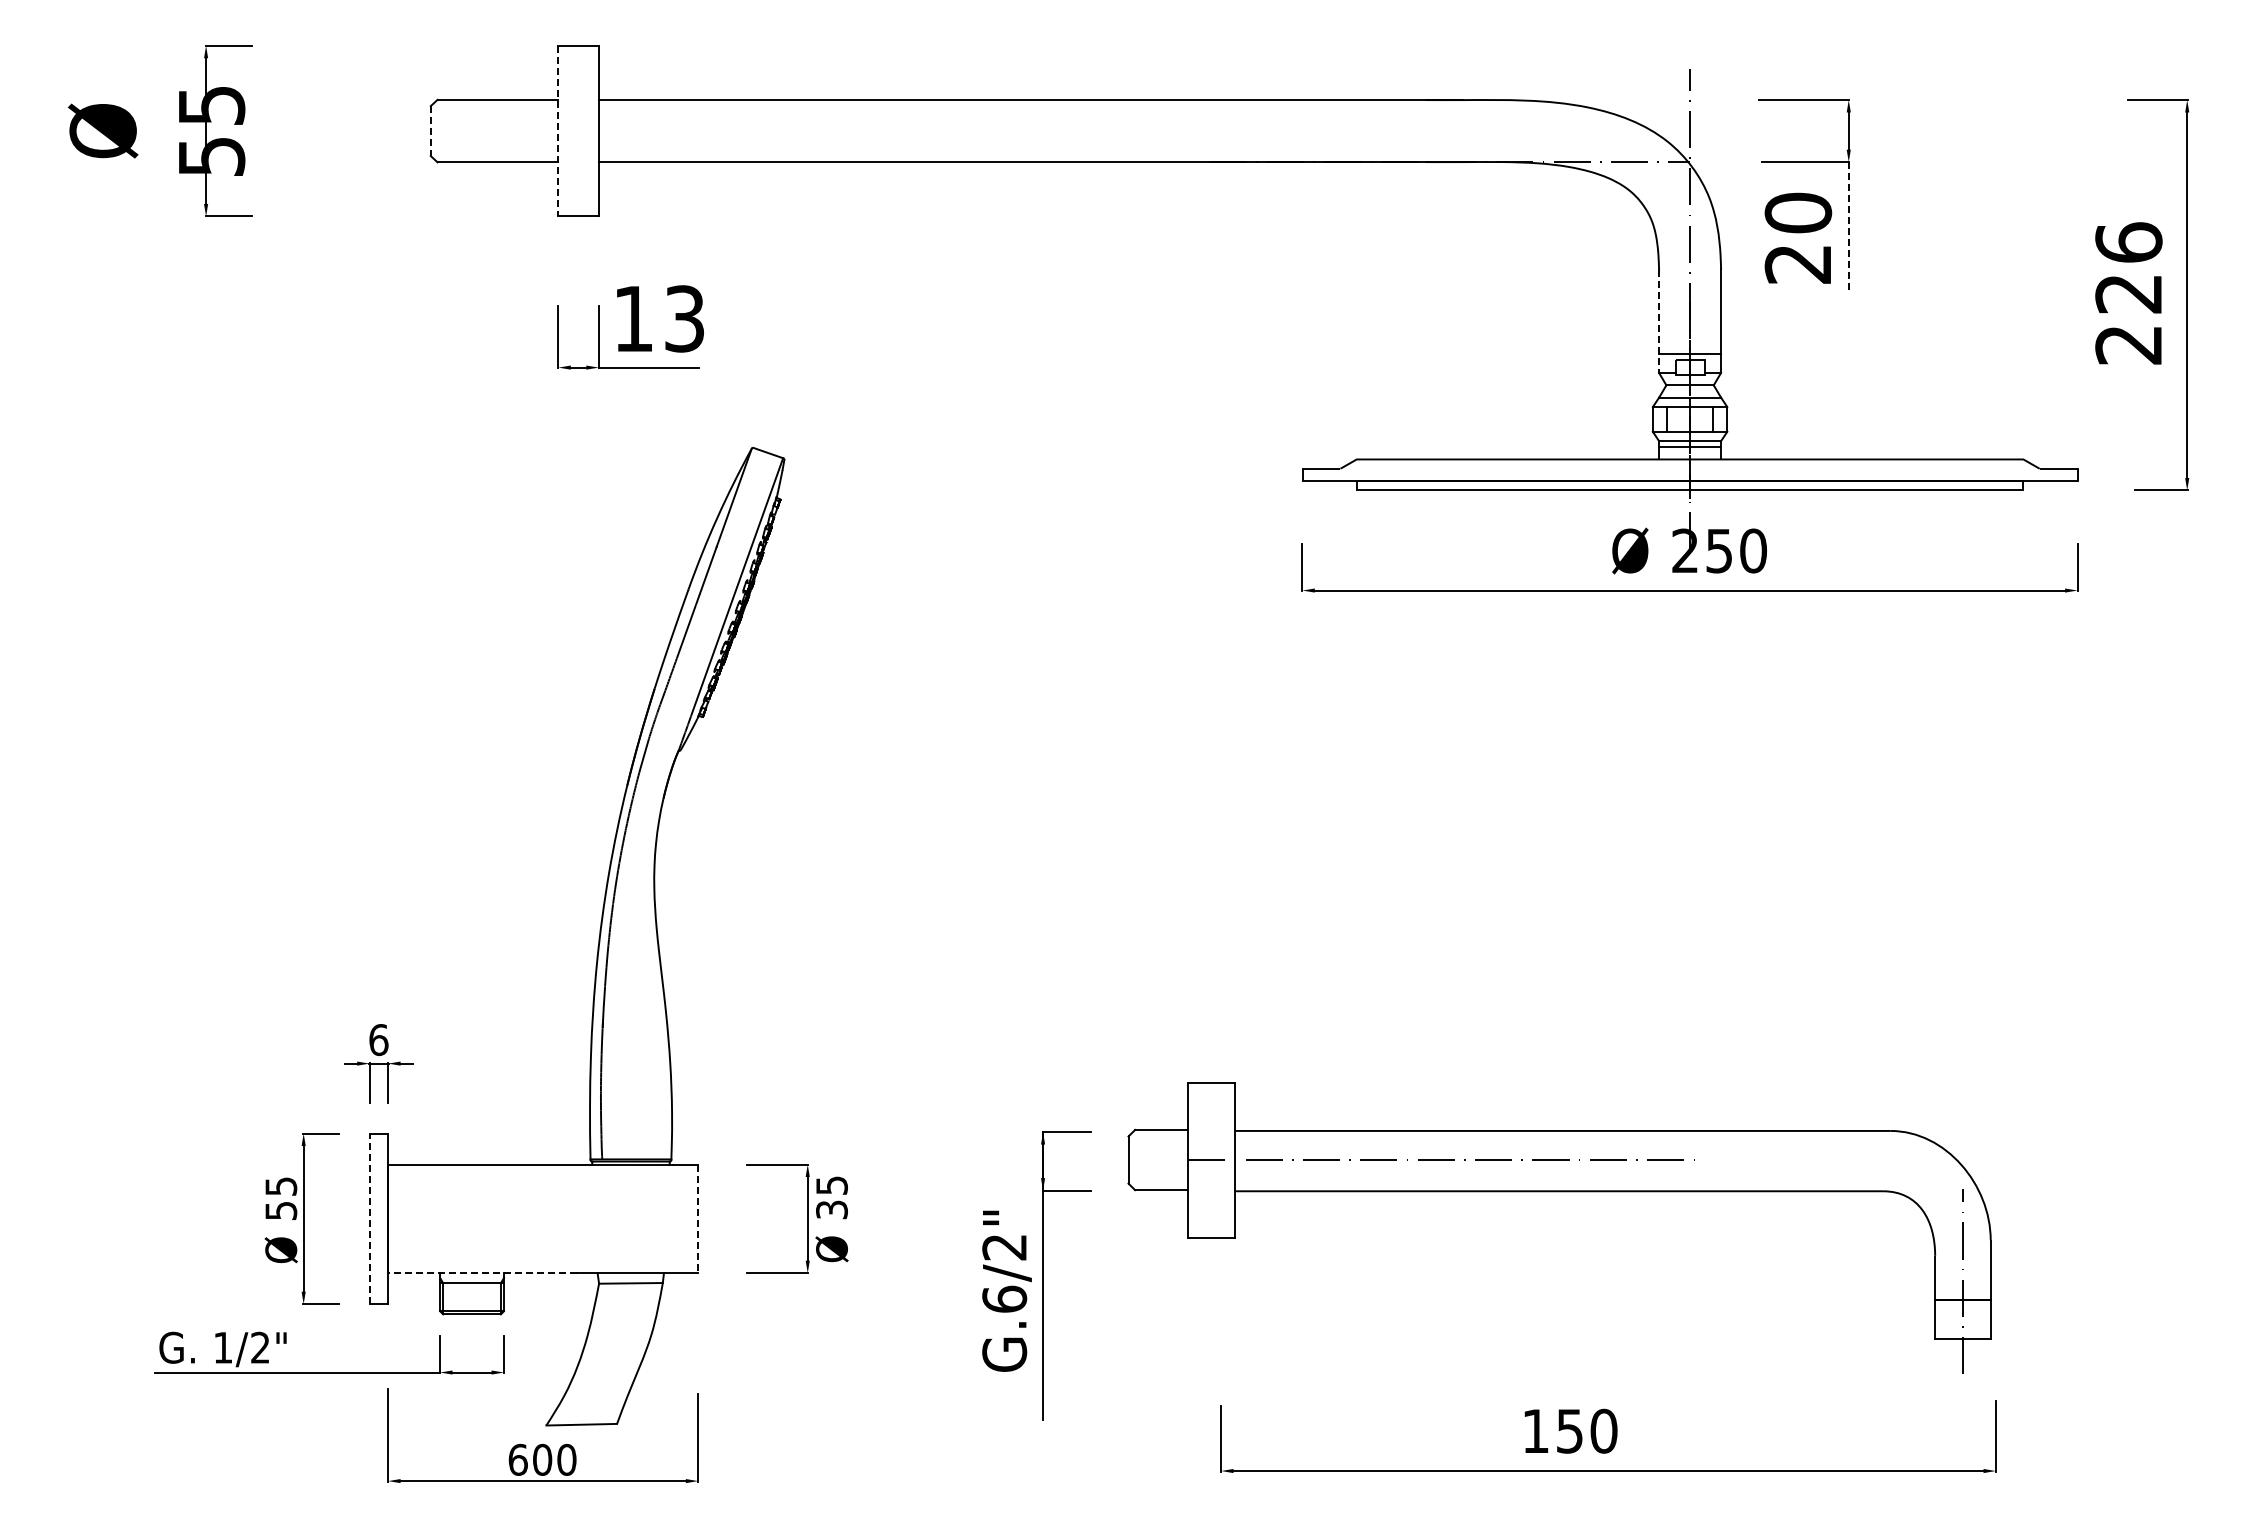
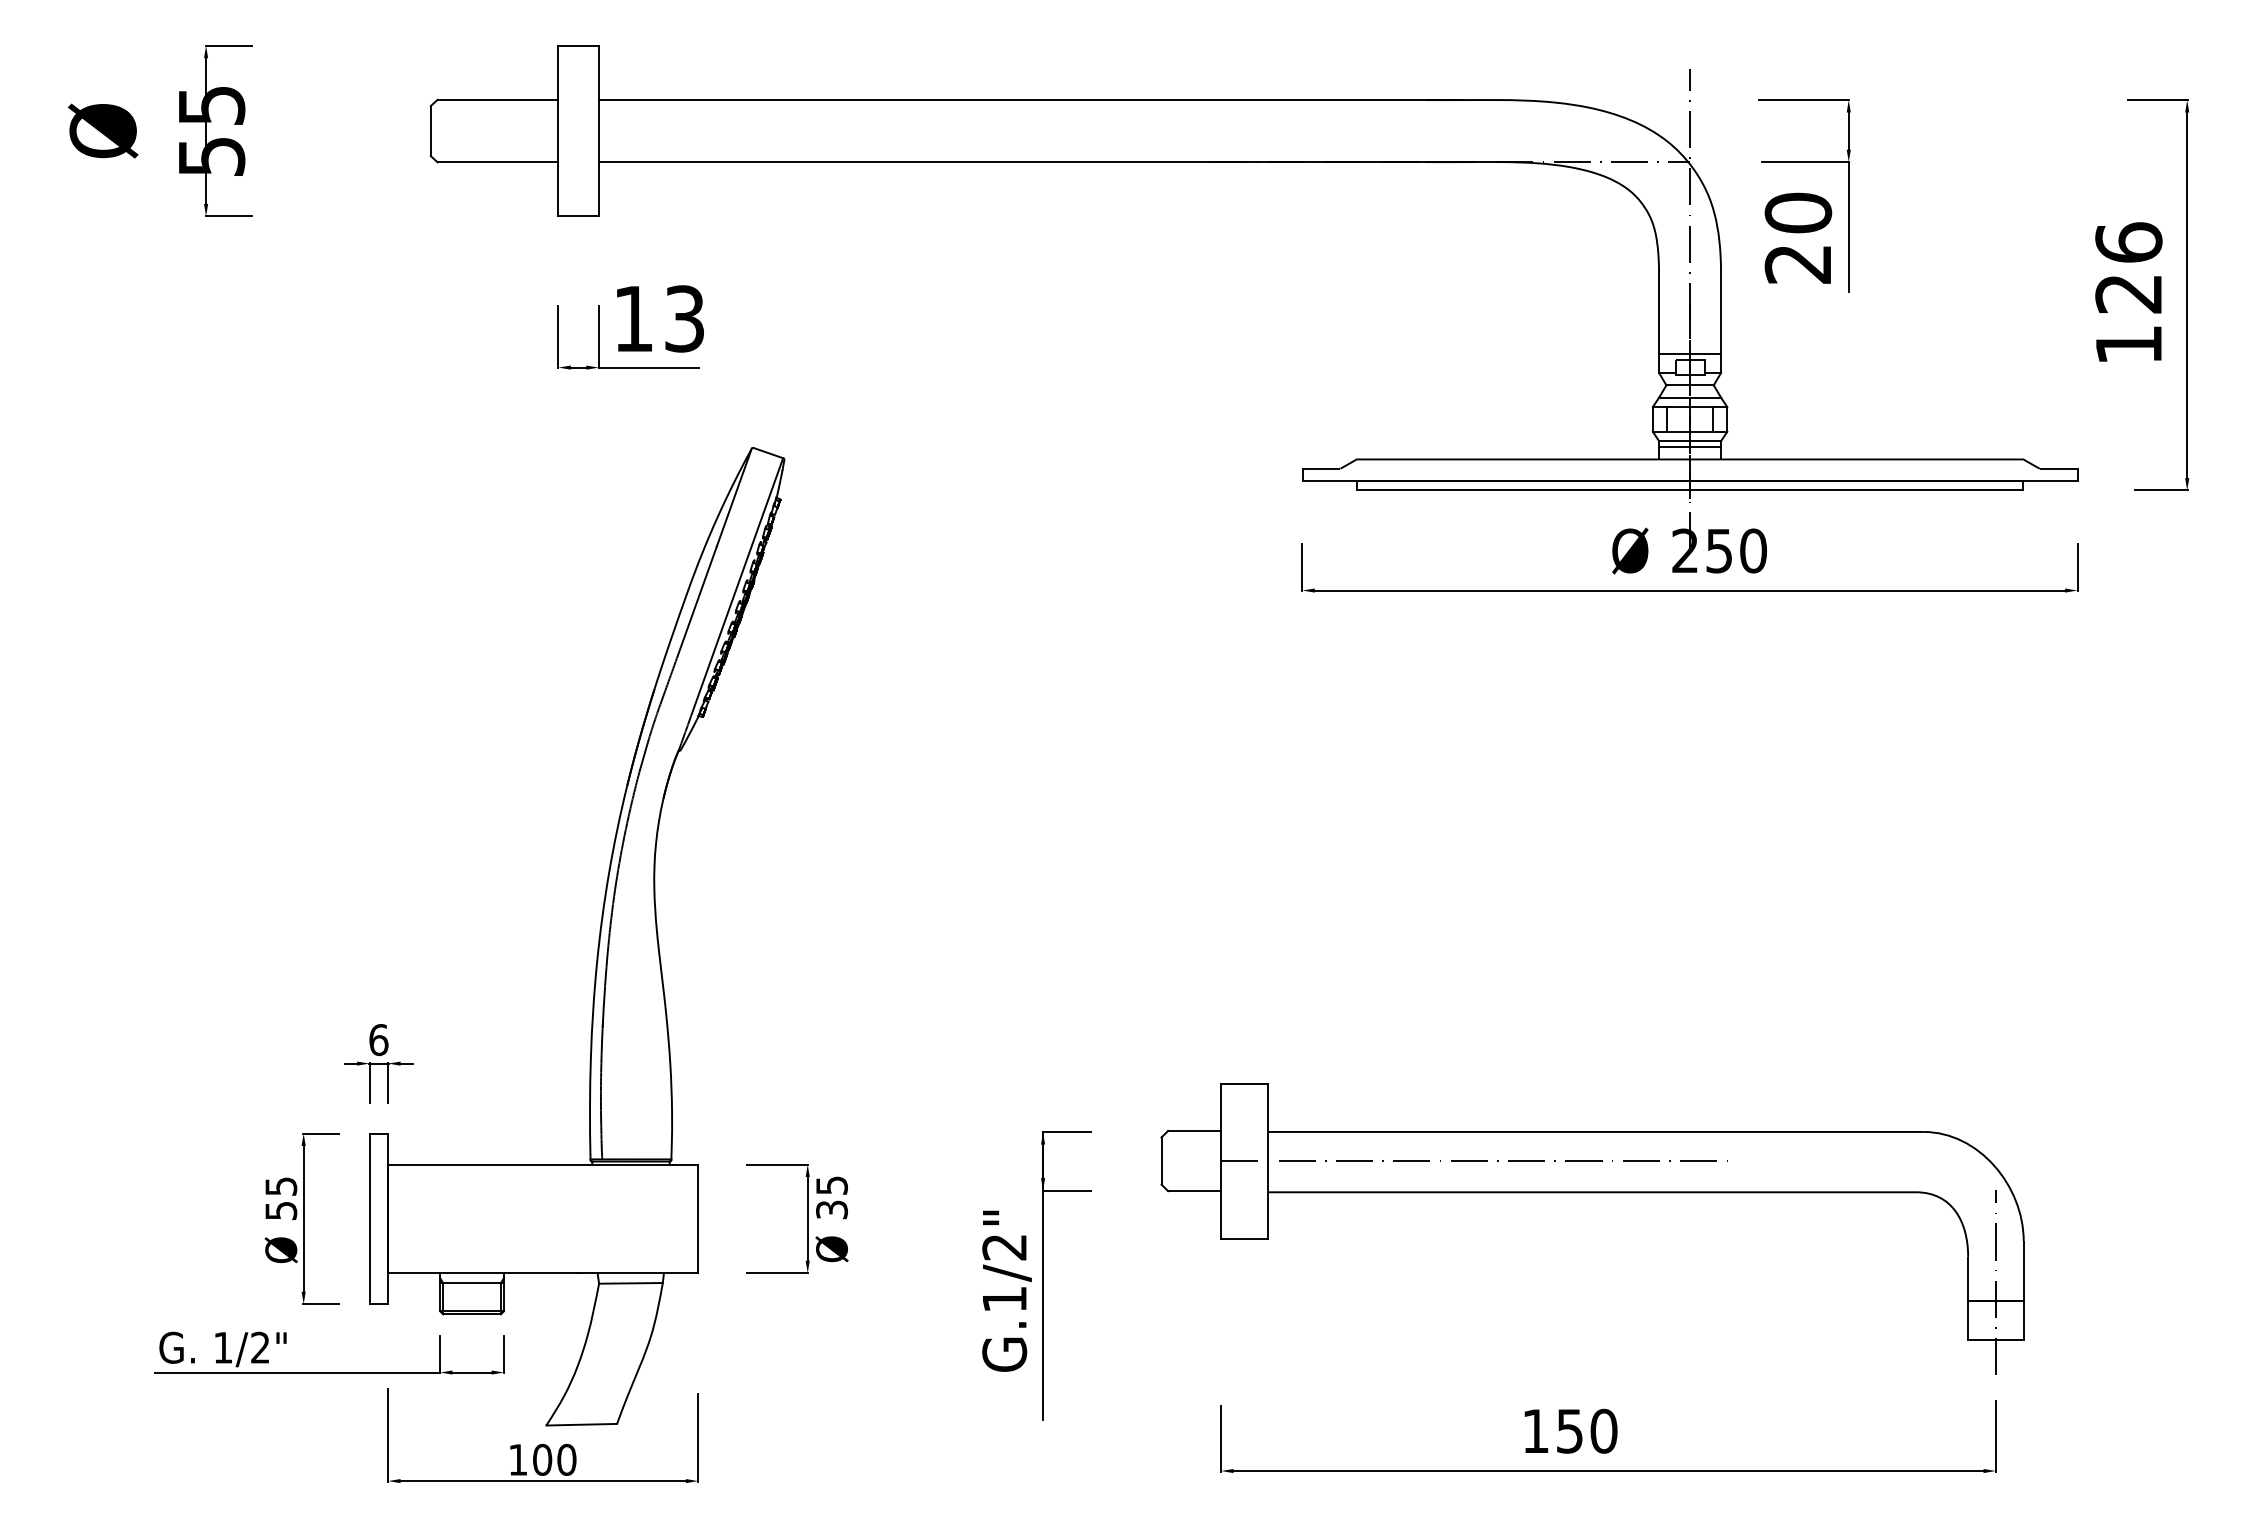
line: dashed -> solid (430, 131)
line: dashed -> solid (558, 131)
line: dashed -> solid (1849, 227)
line: dashed -> solid (1659, 322)
text: 226 -> 126 (2128, 345)
part position: (1559, 1192) -> (1592, 1193) (1592, 1193)
line: dashed -> solid (369, 1218)
line: dashed -> solid (698, 1219)
line: dashed -> solid (481, 1273)
text: G.6/2" -> G.1/2" (1004, 1298)
text: 600 -> 100 (517, 1459)
